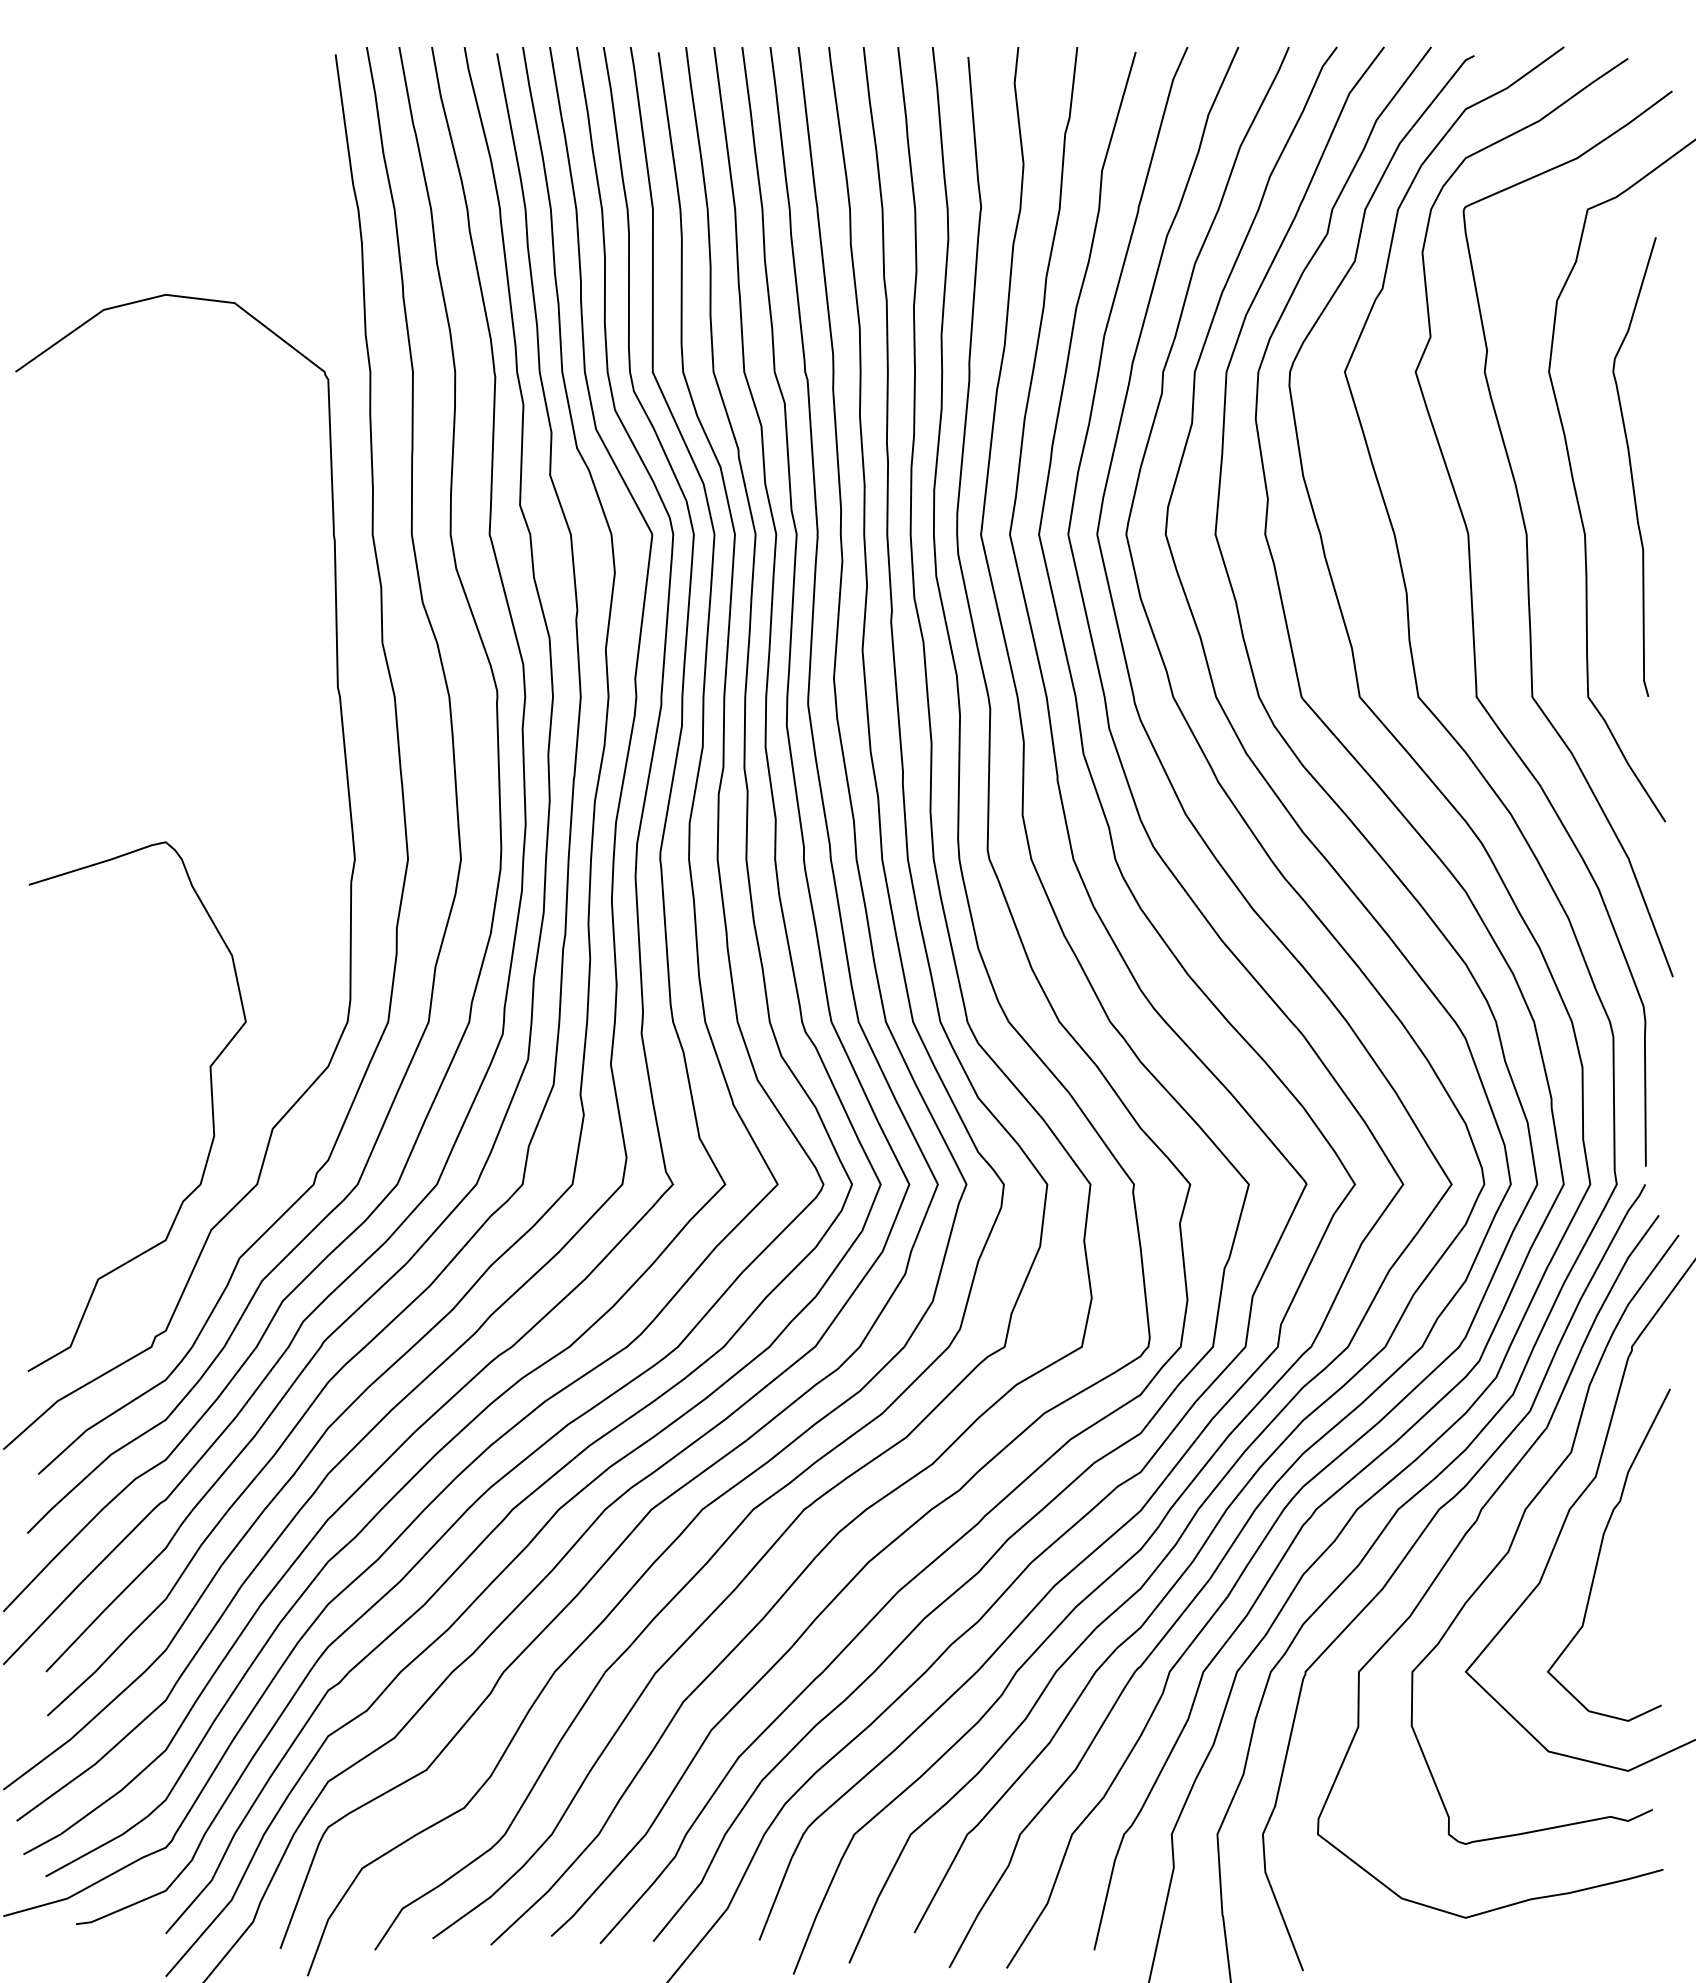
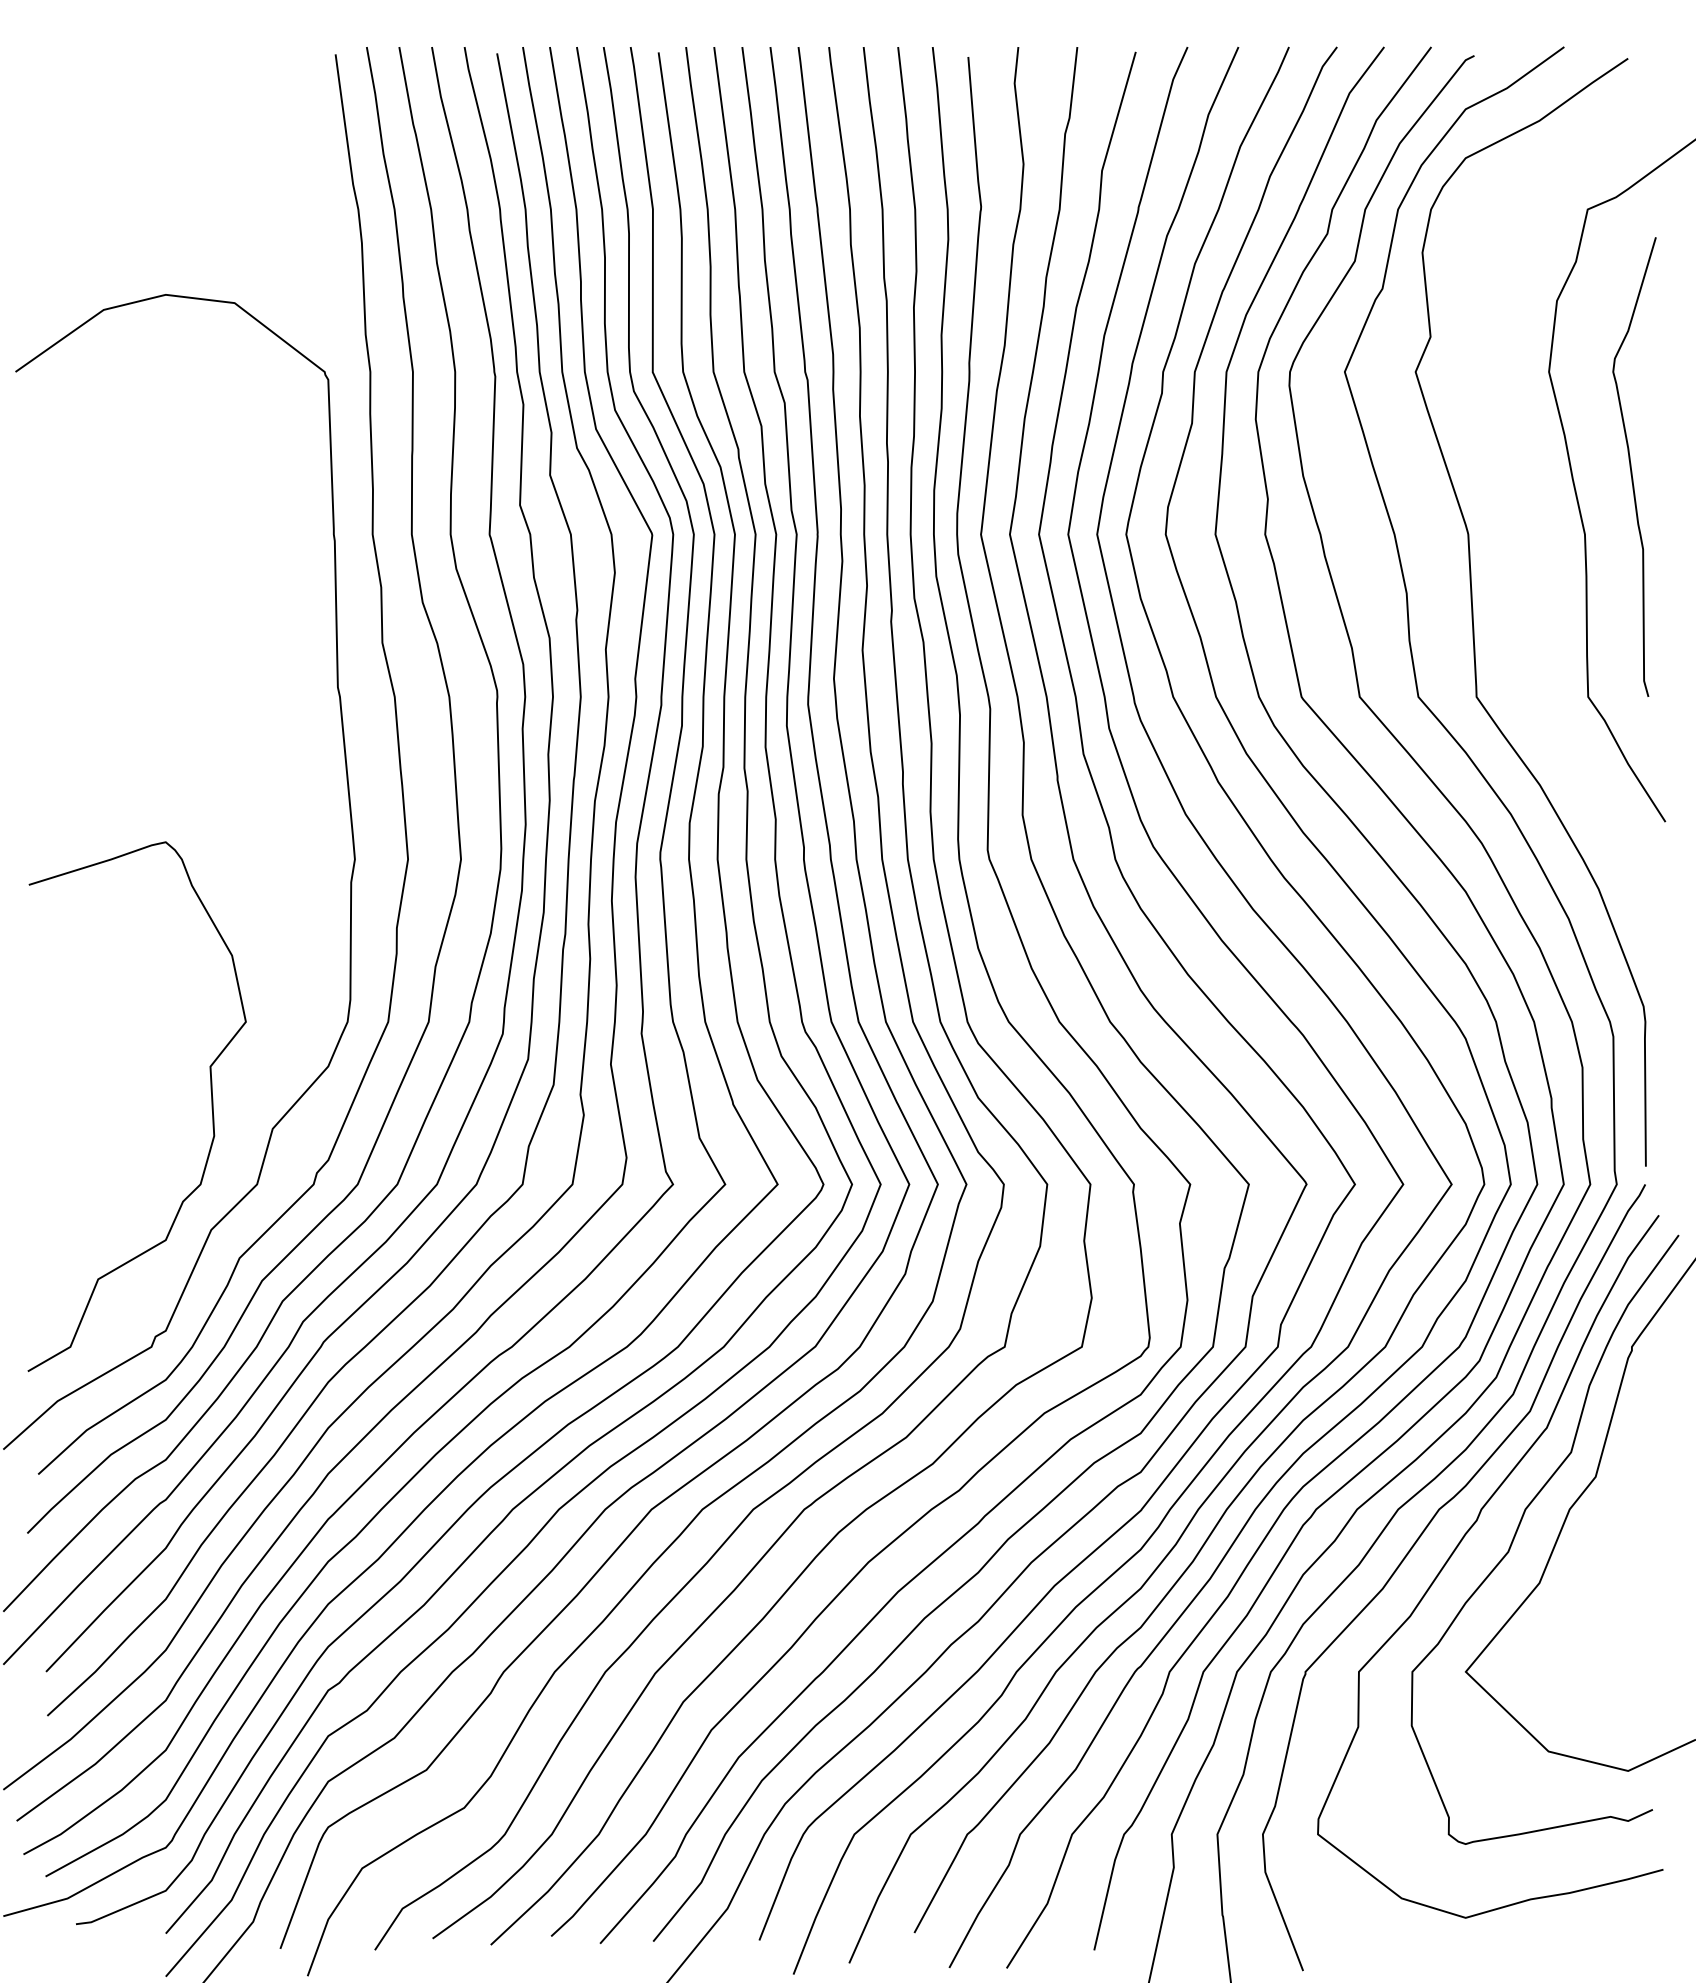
curve: present -> none (1527, 533)
curve: present -> none (1600, 1553)
